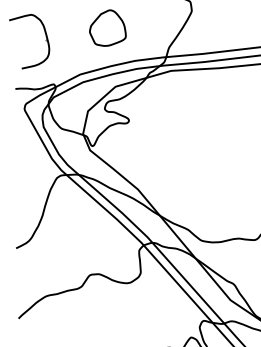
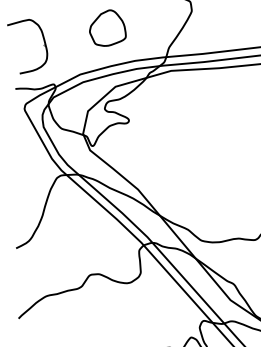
part position: (45, 40) -> (43, 45) (43, 45)
